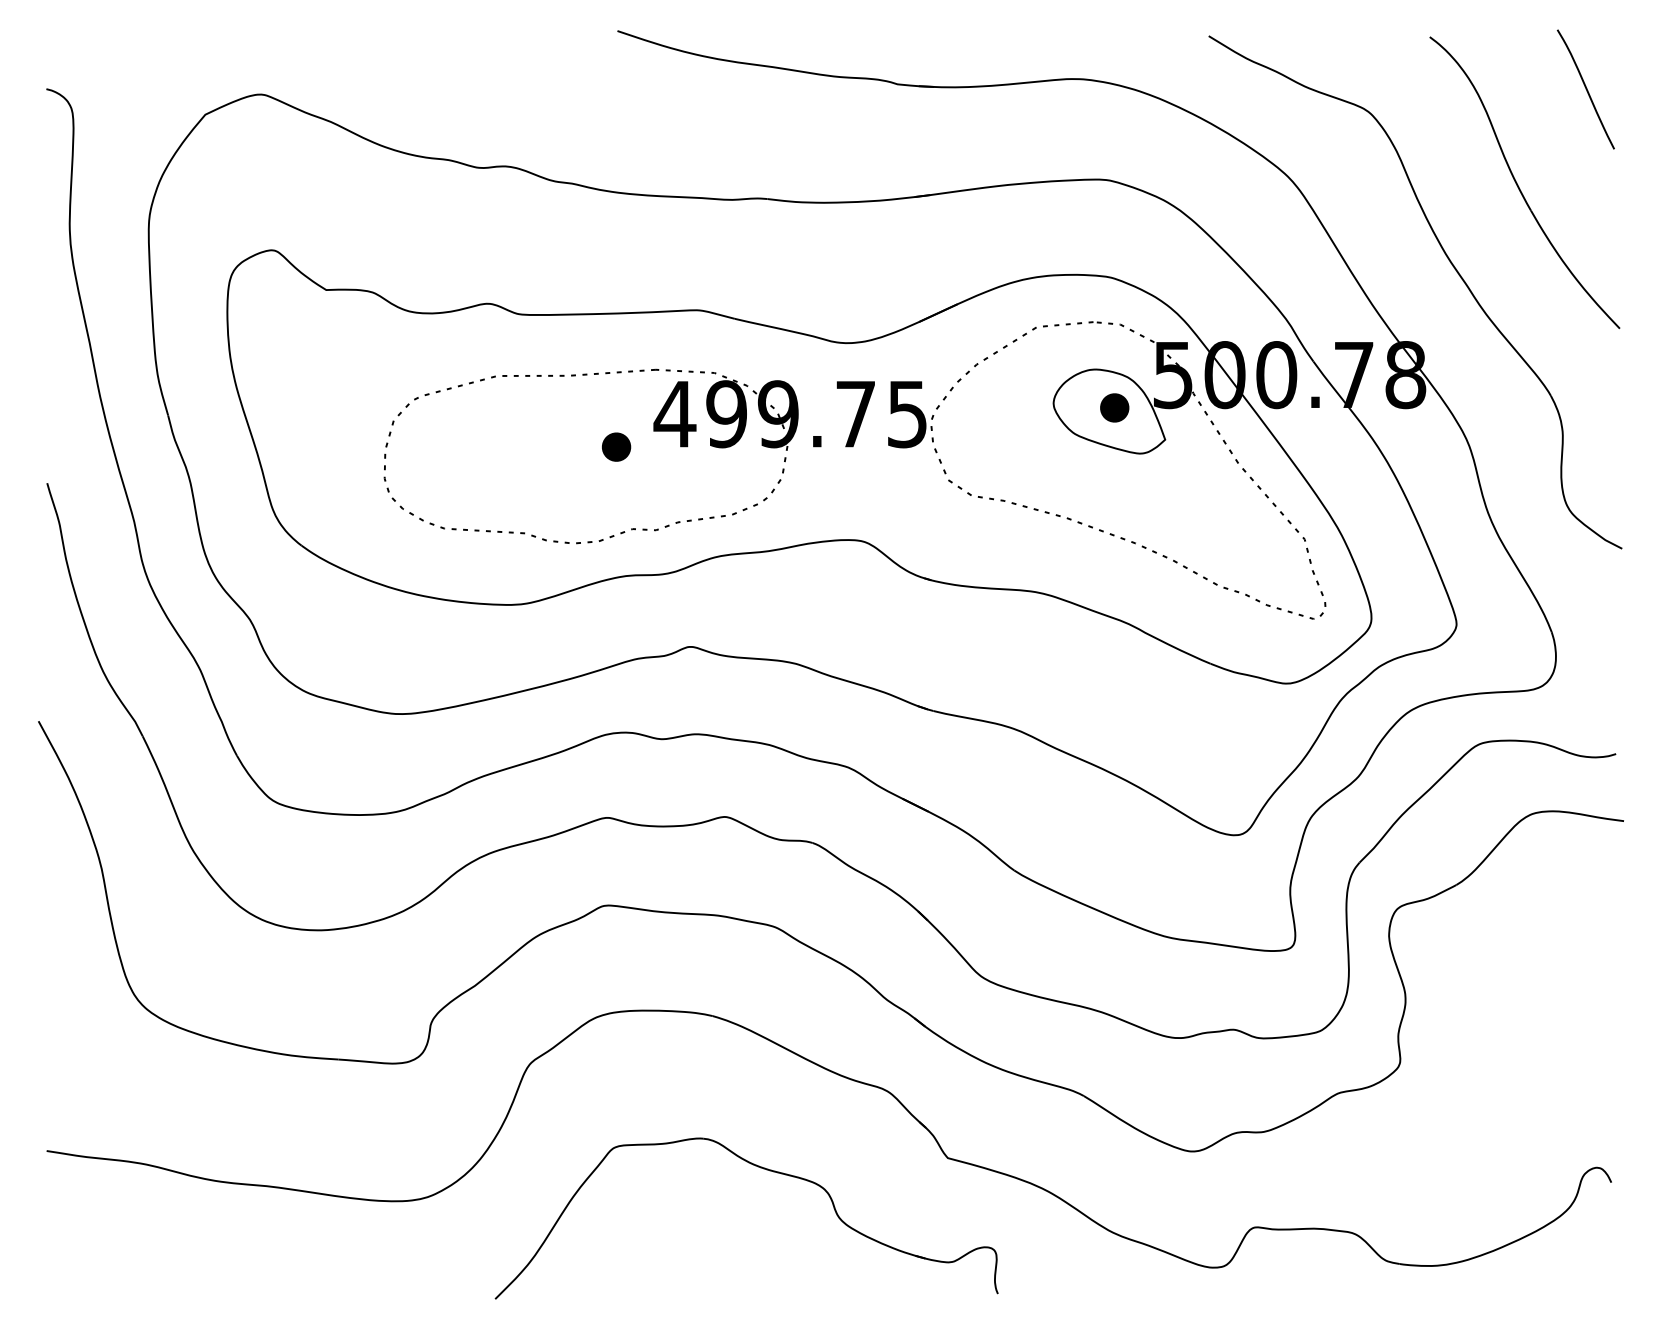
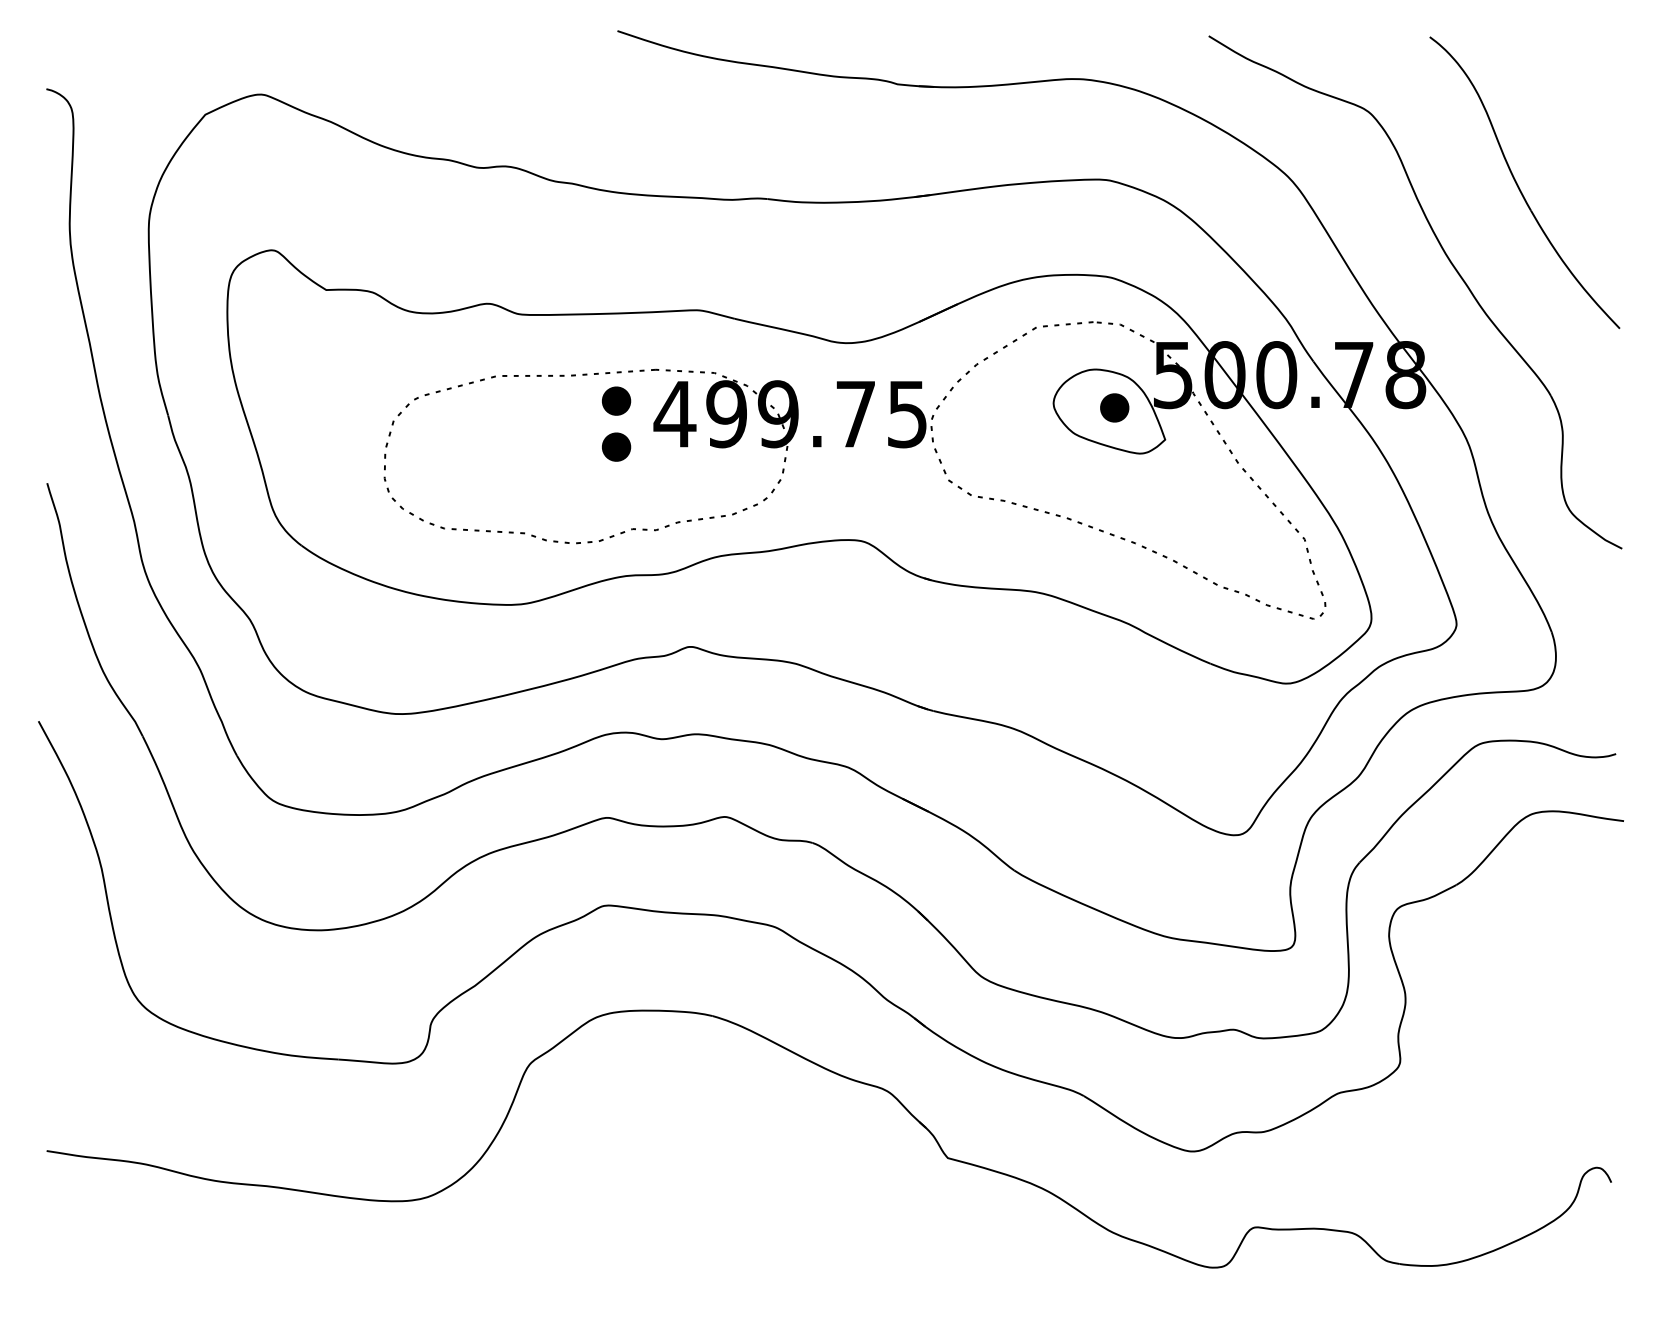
curve: present -> none (1585, 89)
part: none -> present (616, 400)
part: present -> none (763, 1169)
